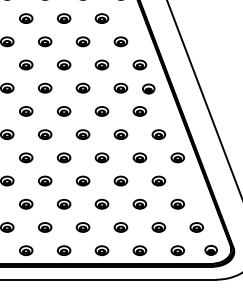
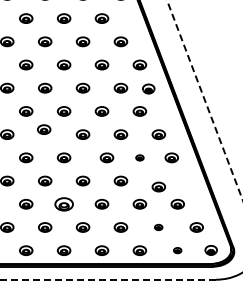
line: solid -> dashed (204, 99)
part position: (45, 134) -> (44, 129) (44, 129)
part position: (101, 157) -> (106, 157) (106, 157)
part size: 16x12 px -> 10x8 px (139, 157)
part position: (177, 157) -> (171, 157) (171, 157)
part position: (158, 180) -> (158, 186) (158, 186)
part size: 16x12 px -> 20x15 px (63, 204)
part size: 15x11 px -> 10x9 px (158, 227)
part size: 15x11 px -> 10x8 px (177, 250)
line: solid -> dashed (108, 279)
